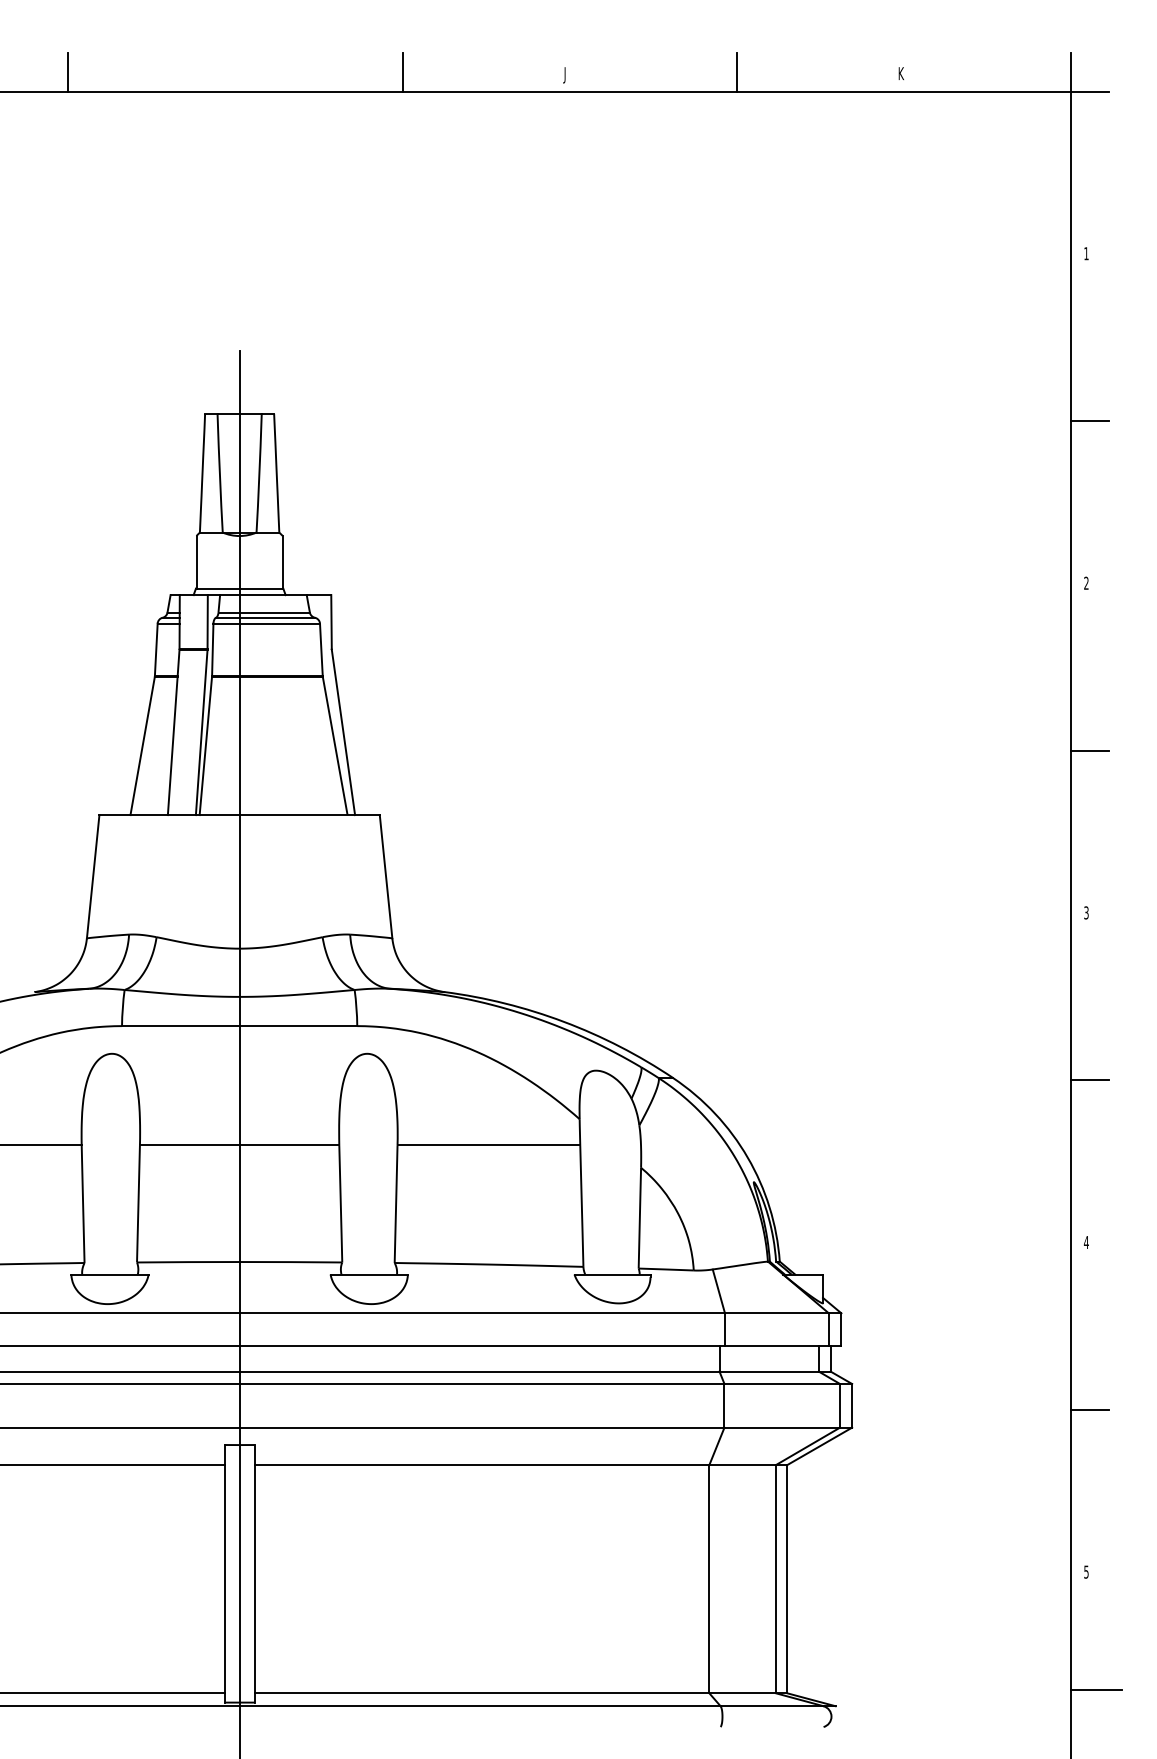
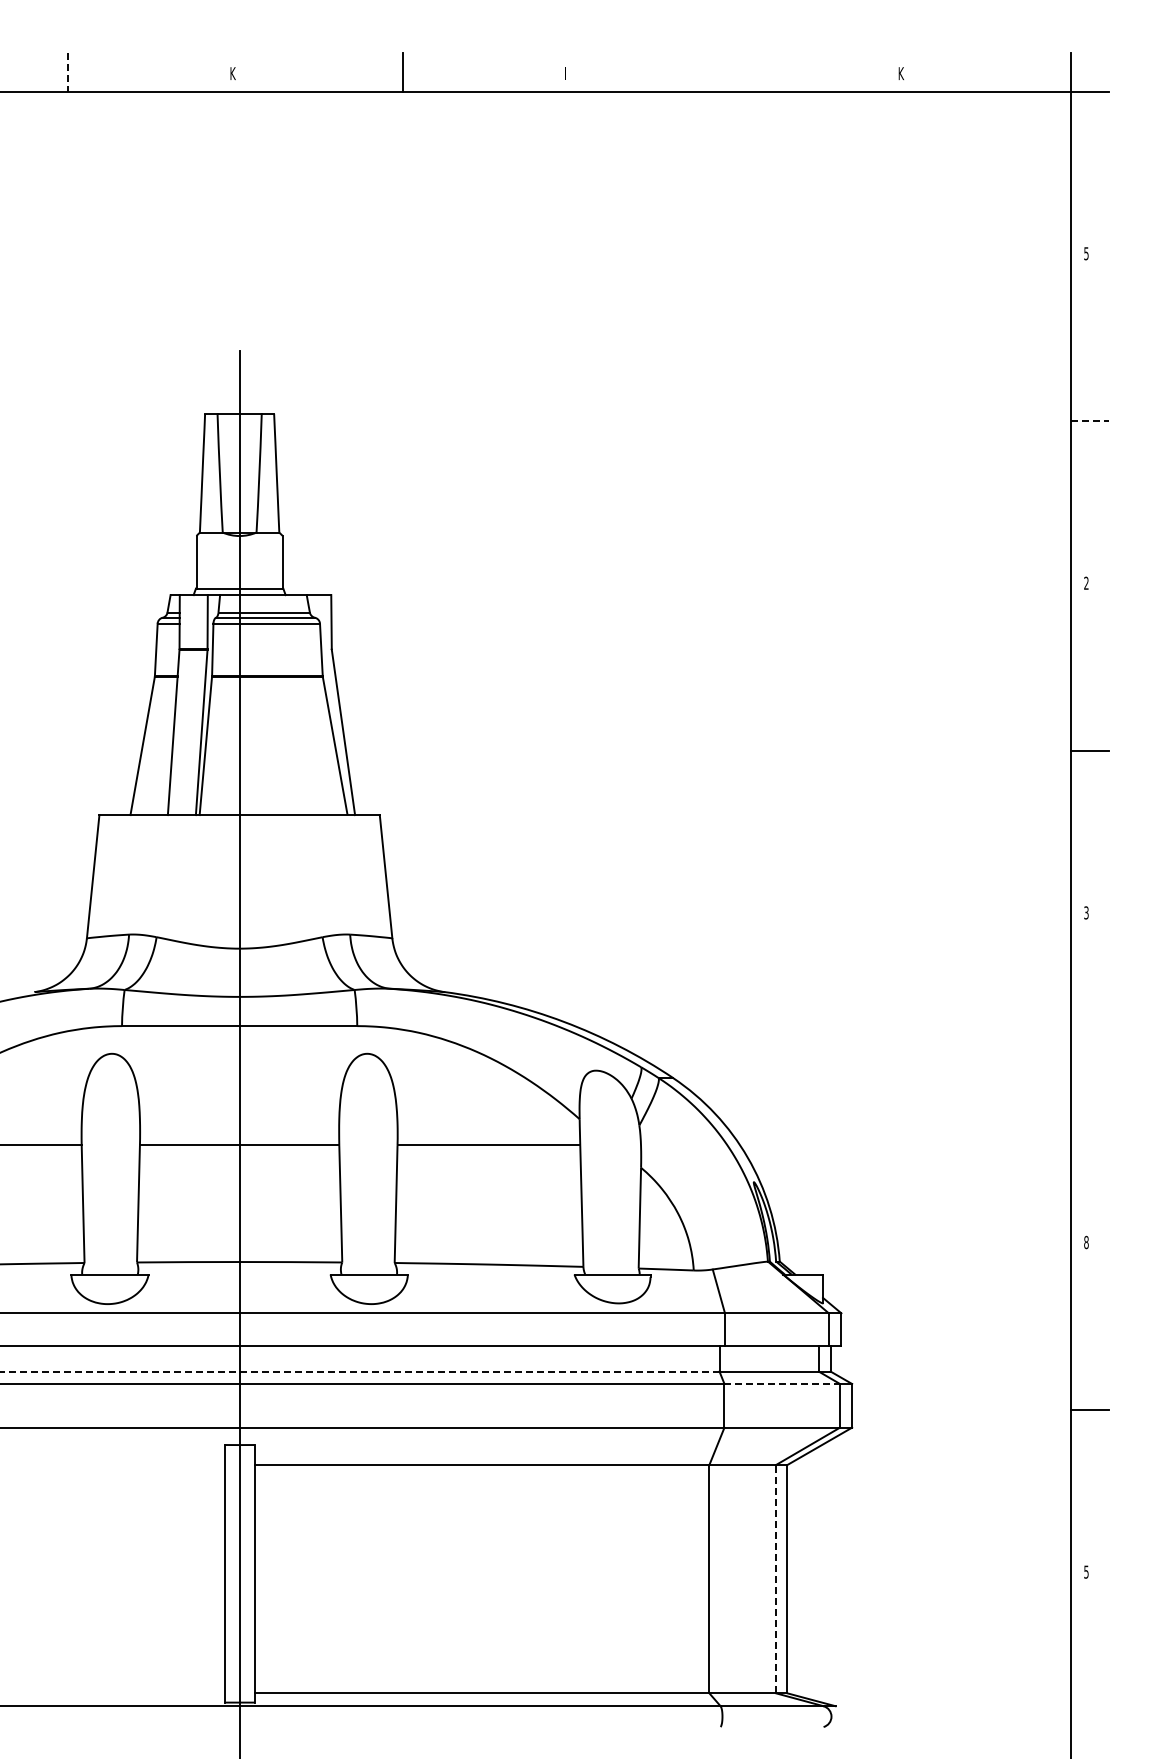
line: present -> none (736, 71)
line: solid -> dashed (68, 72)
text: I -> K (232, 73)
text: J -> I (564, 75)
text: 1 -> 5 (1086, 253)
line: solid -> dashed (1090, 420)
line: present -> none (1089, 1080)
text: 4 -> 8 (1085, 1242)
line: solid -> dashed (359, 1371)
line: solid -> dashed (782, 1383)
line: present -> none (113, 1464)
line: solid -> dashed (776, 1578)
line: present -> none (1096, 1689)
line: present -> none (113, 1693)
